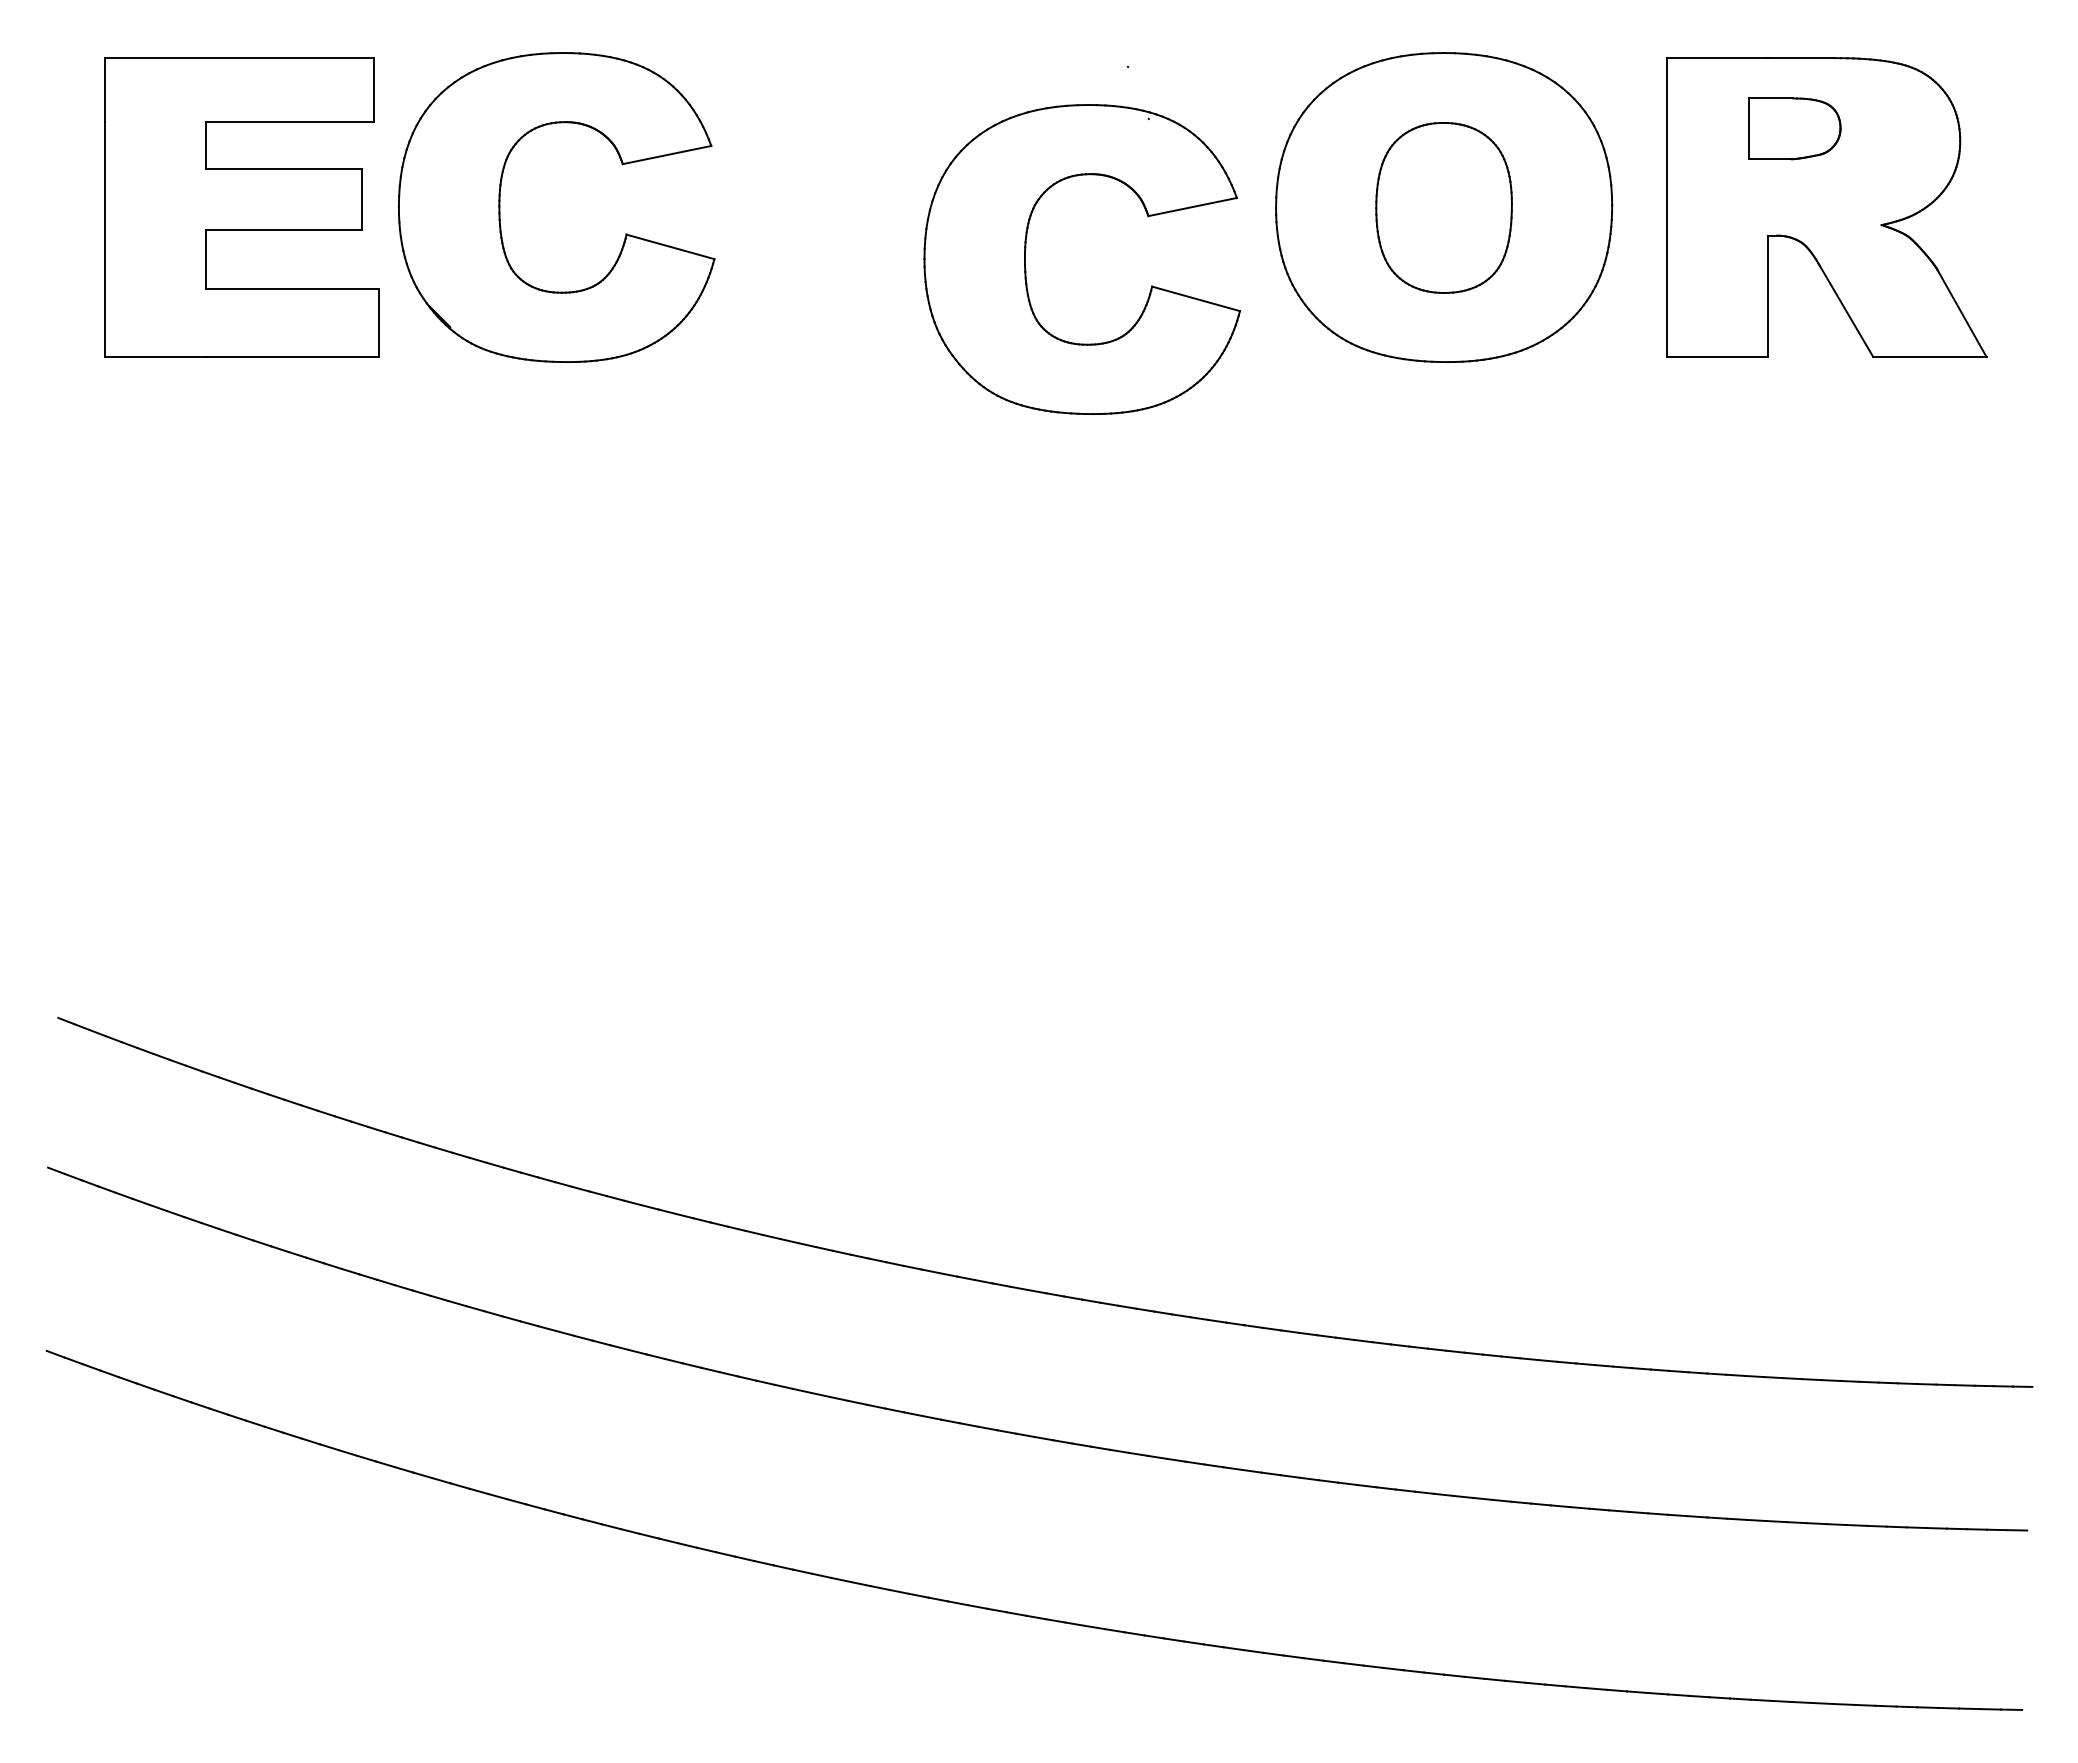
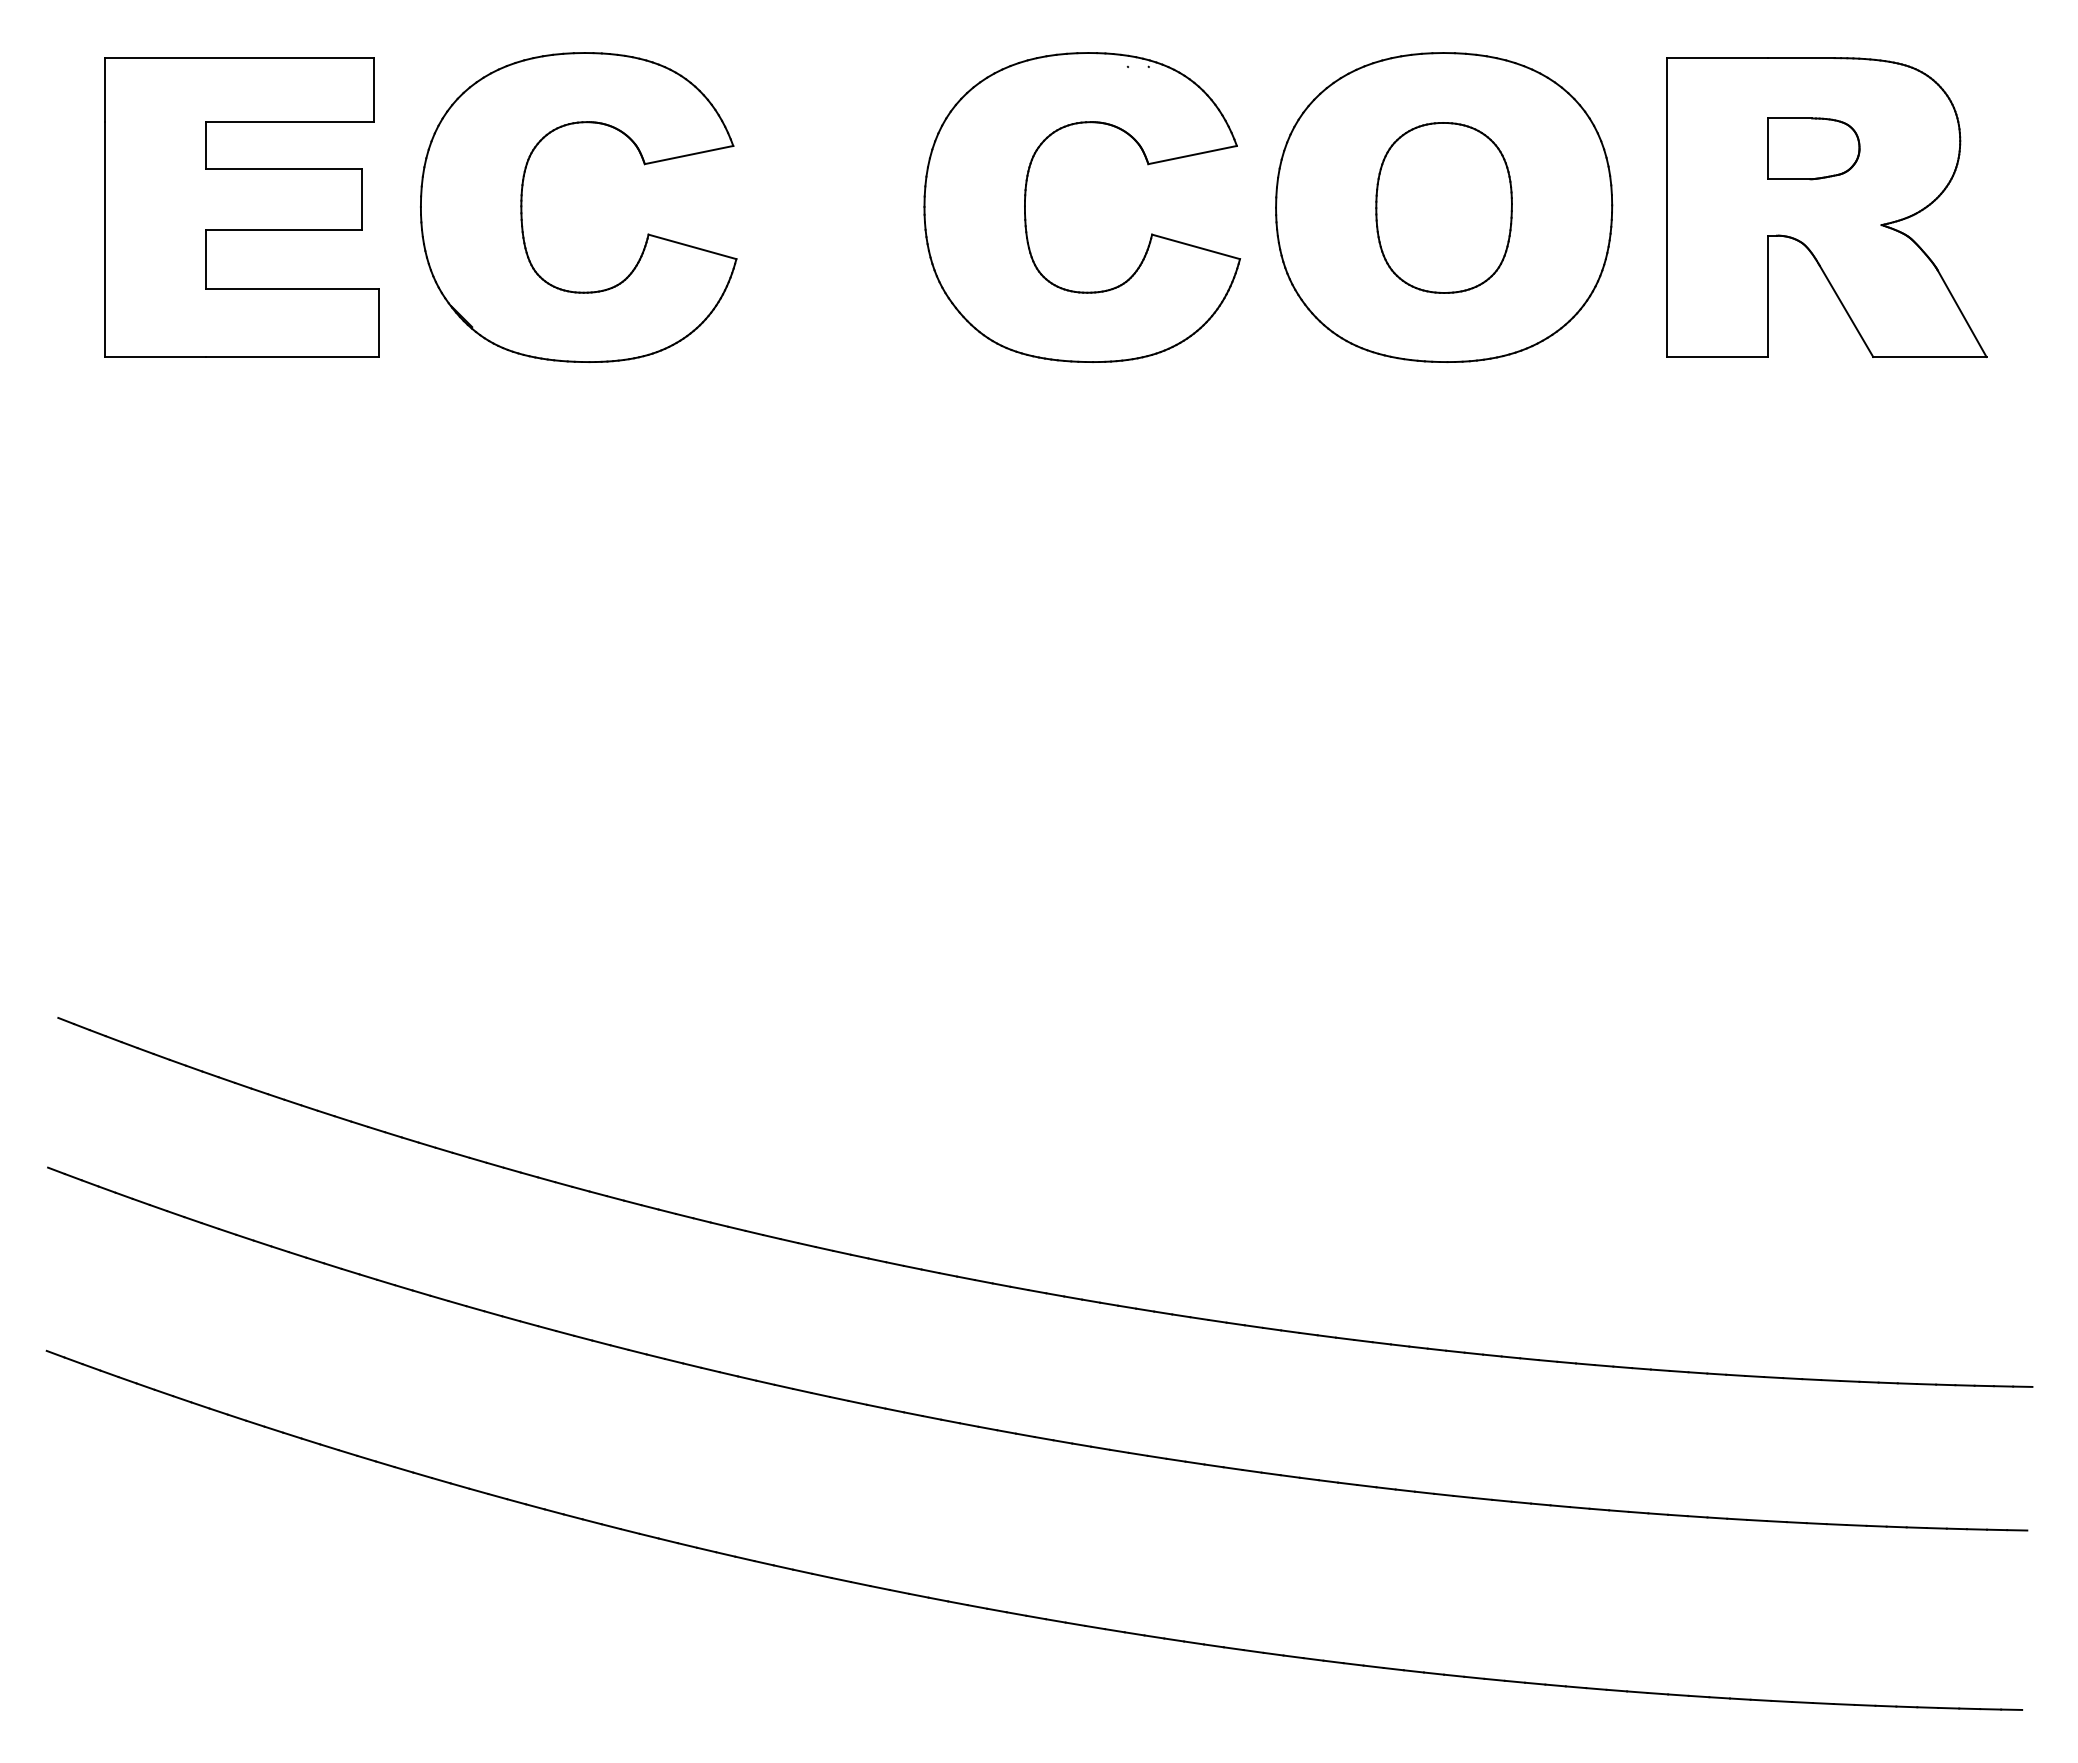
part position: (1794, 128) -> (1813, 148) (1813, 148)
part position: (500, 207) -> (522, 207) (522, 207)
part position: (1026, 269) -> (1026, 217) (1026, 217)
